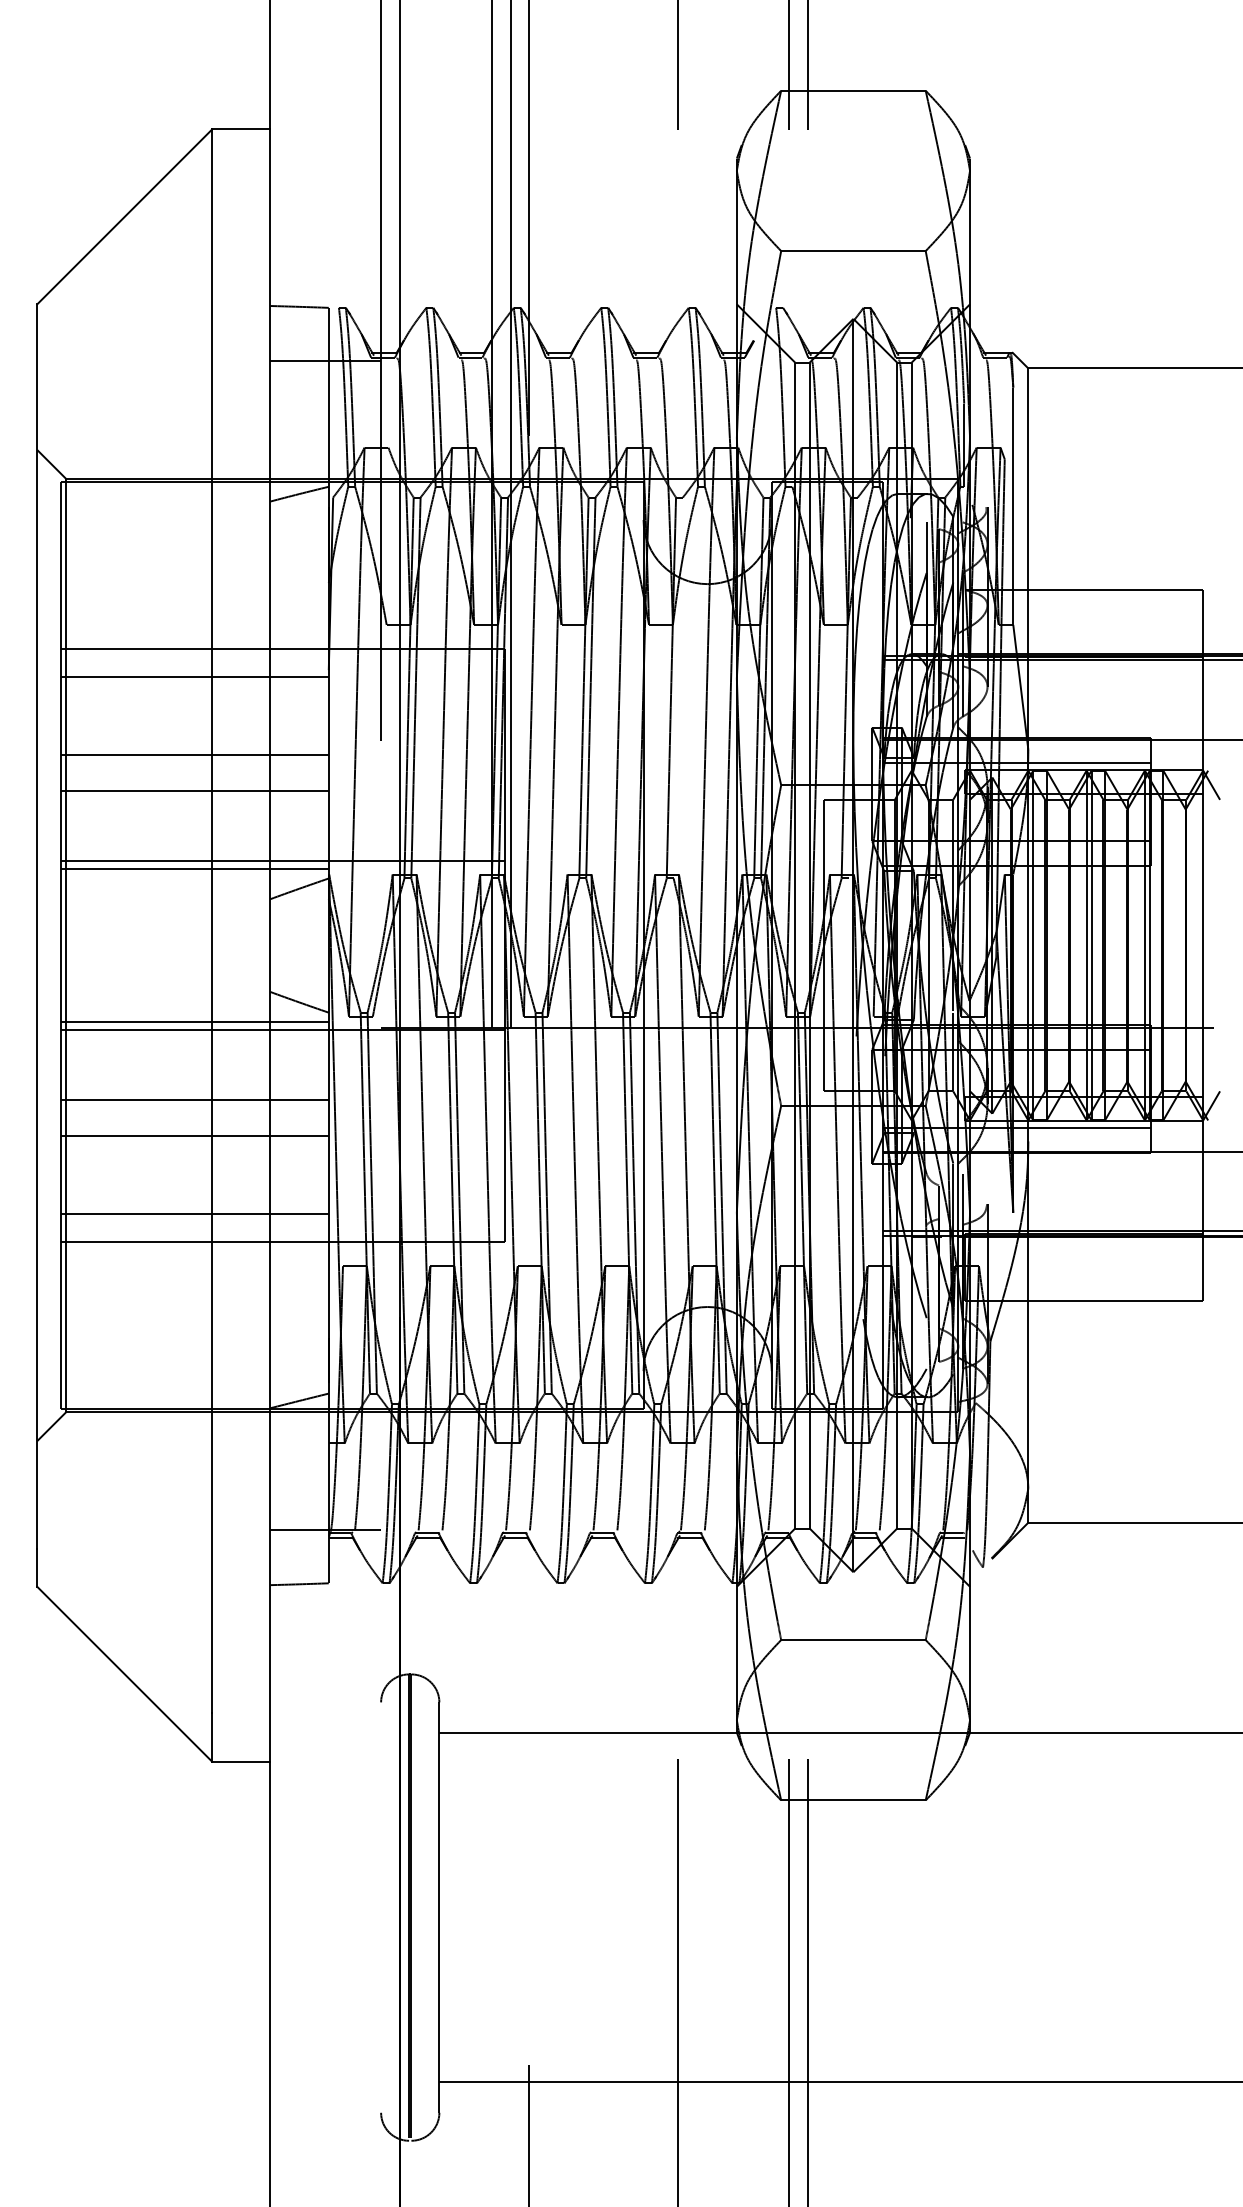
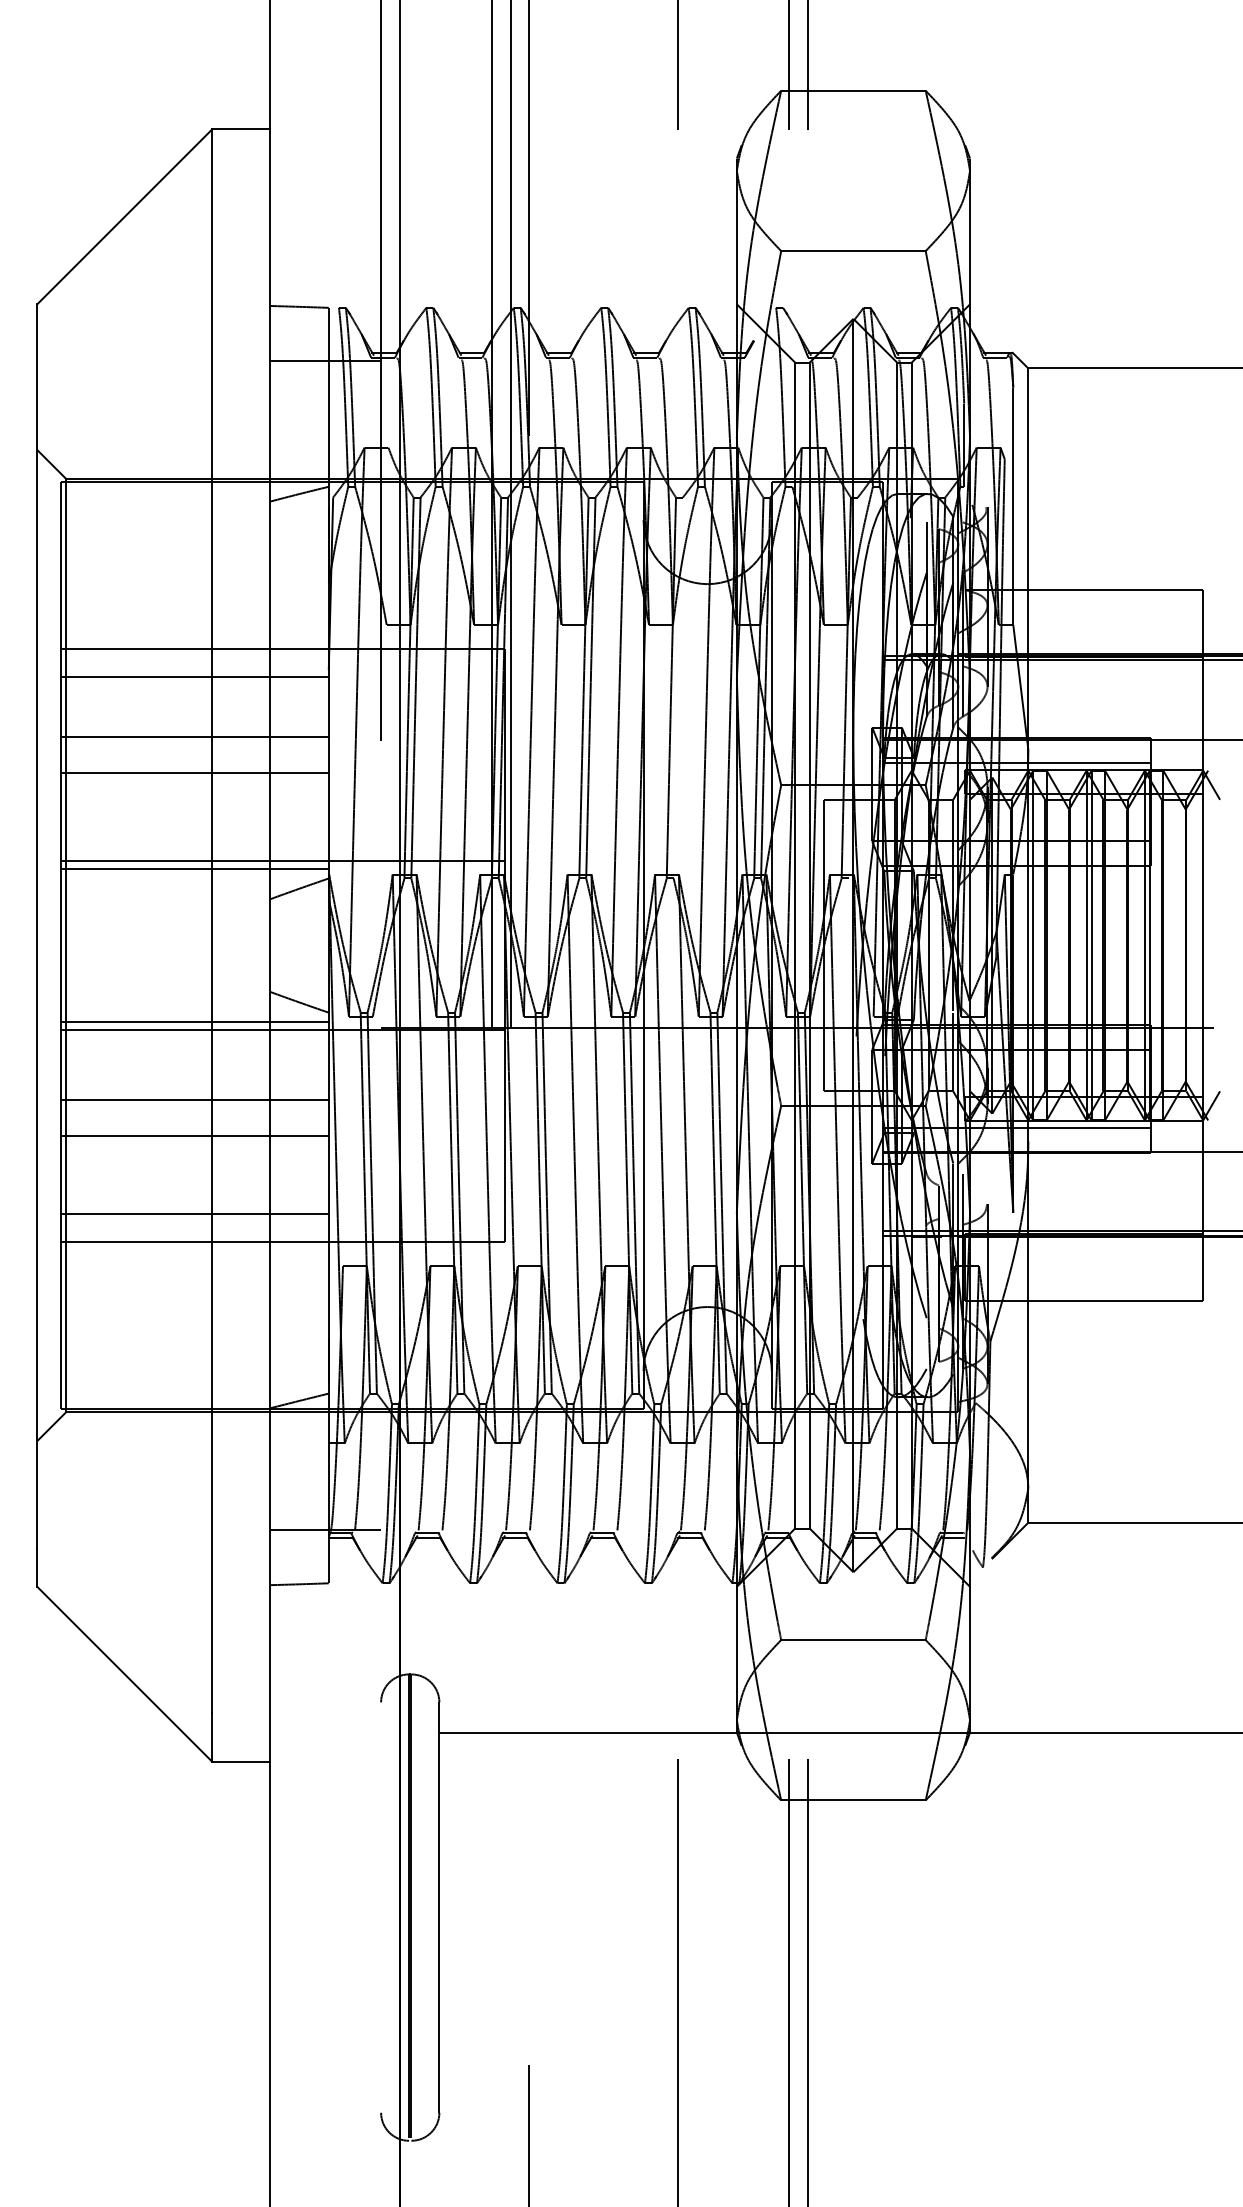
line position: (194, 755) -> (194, 737) (194, 737)
line position: (194, 791) -> (194, 773) (194, 773)
line: present -> none (839, 2082)
